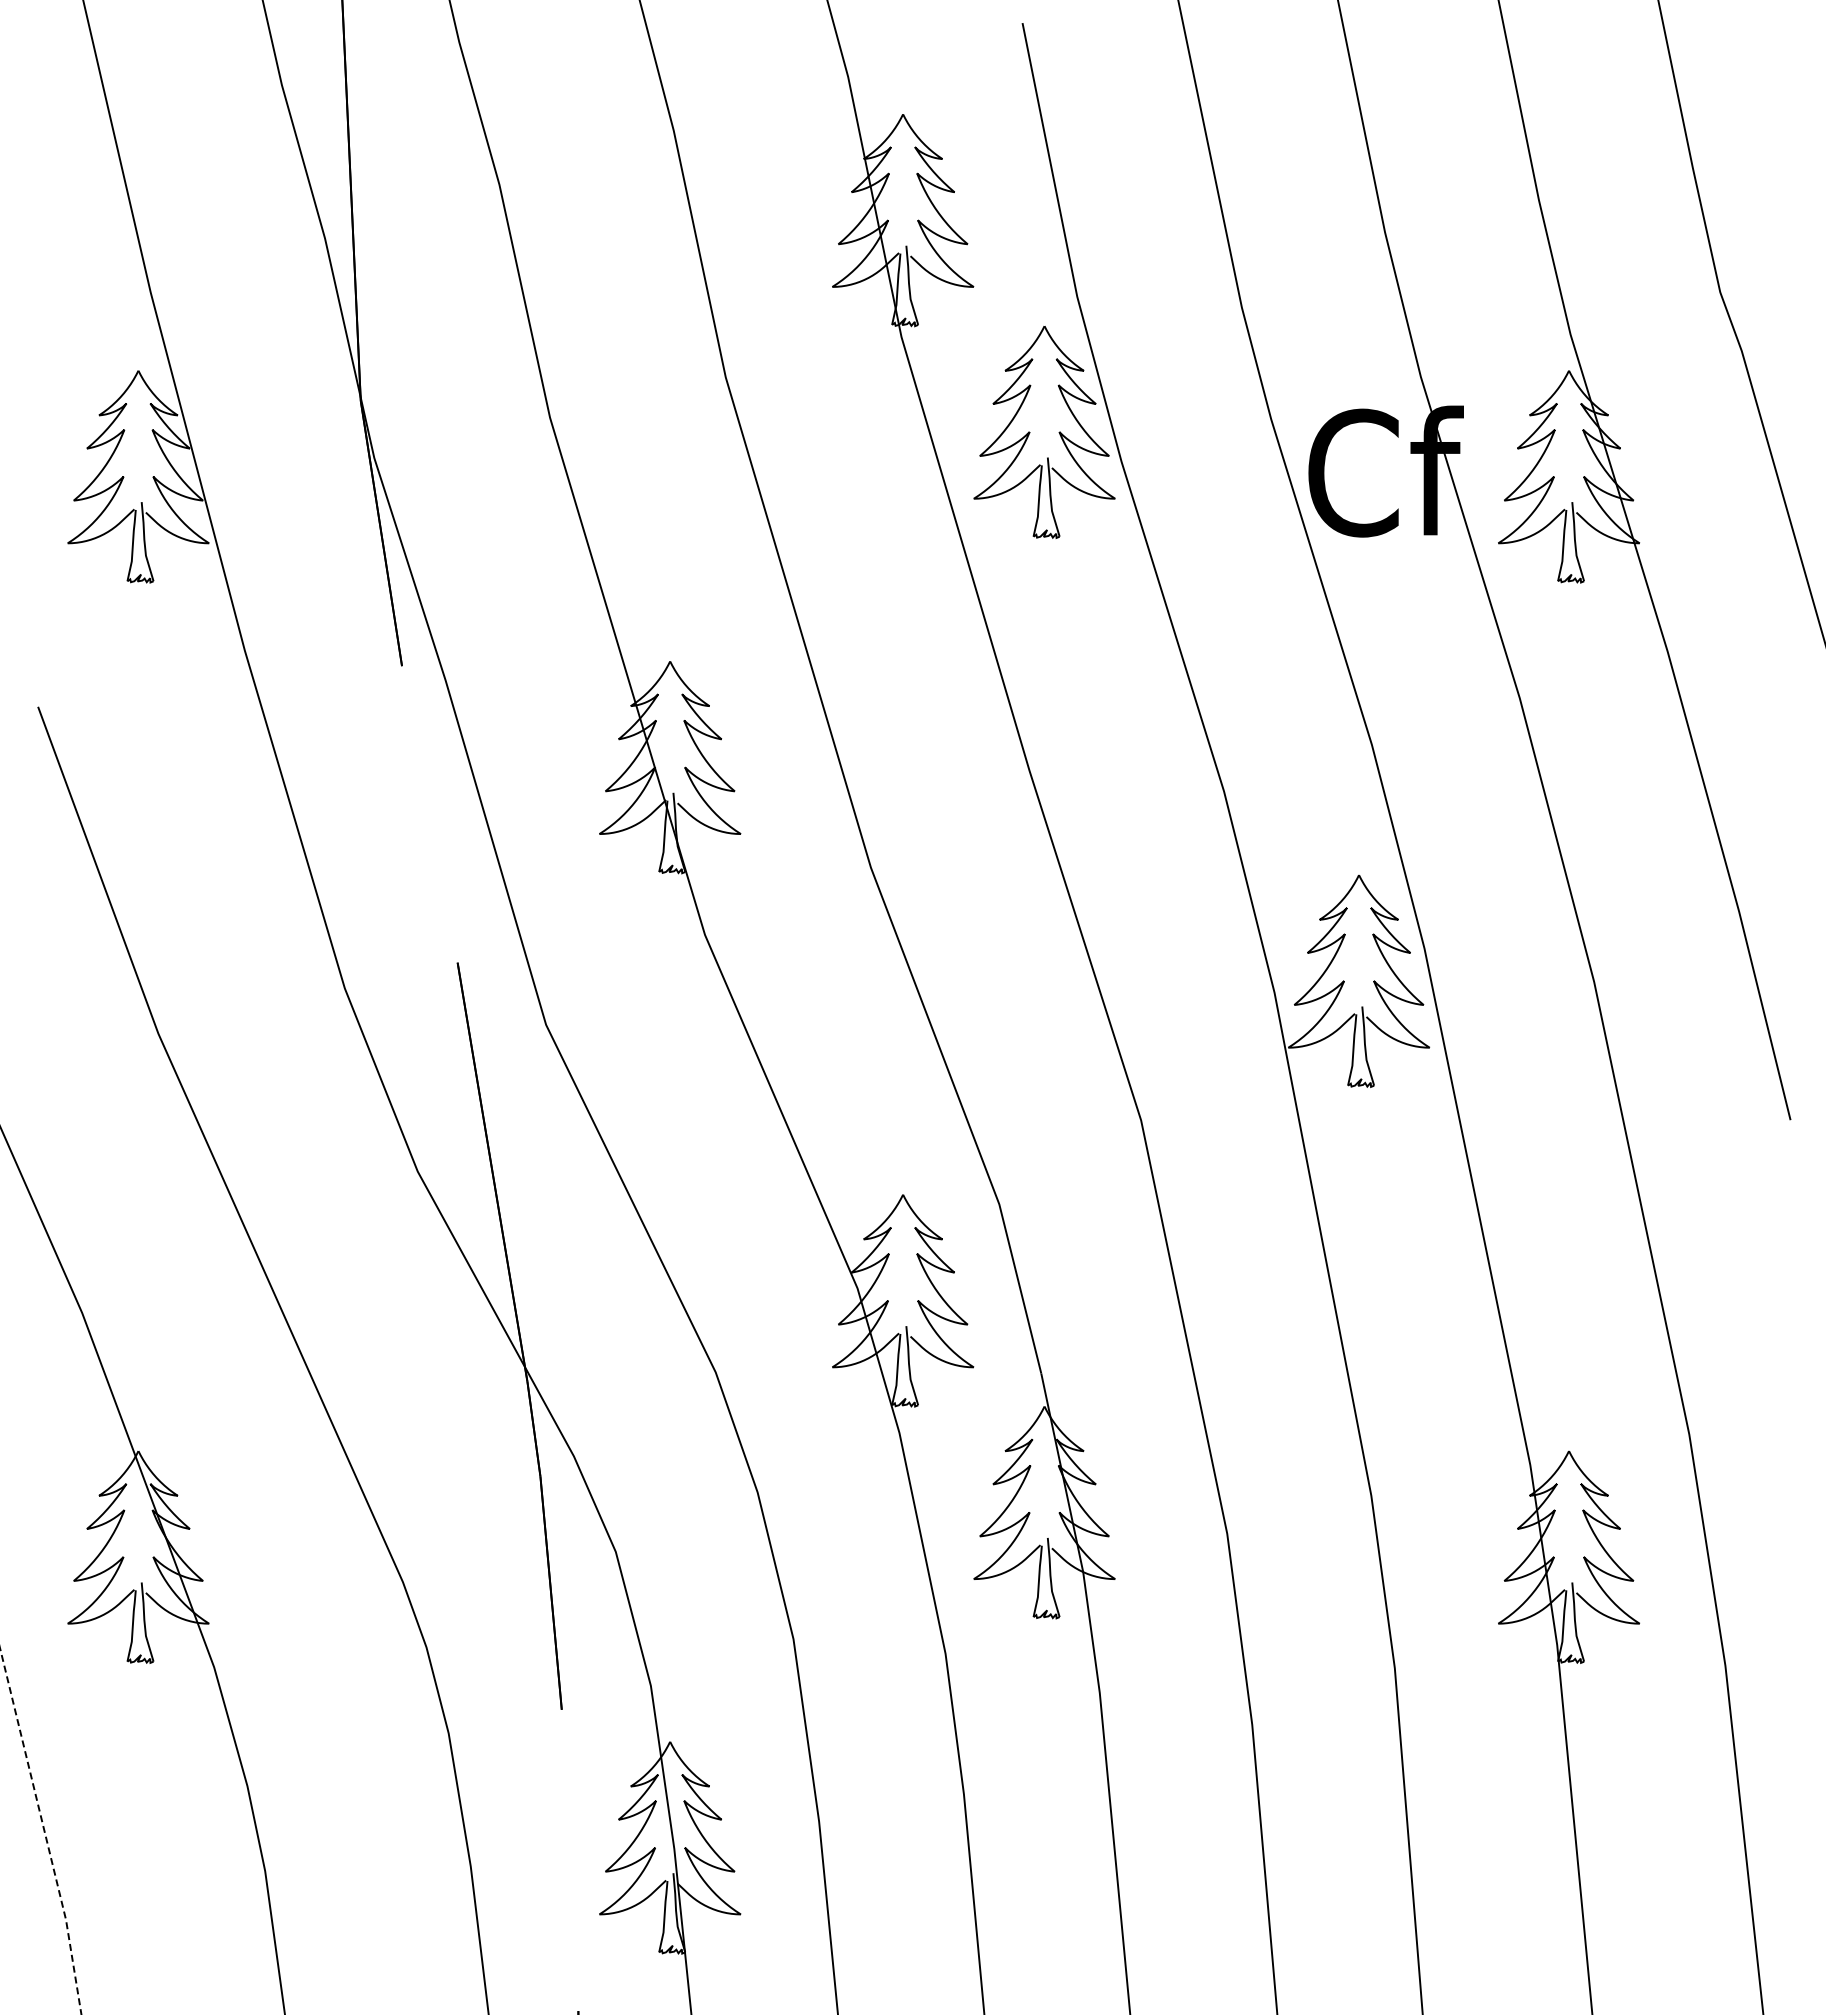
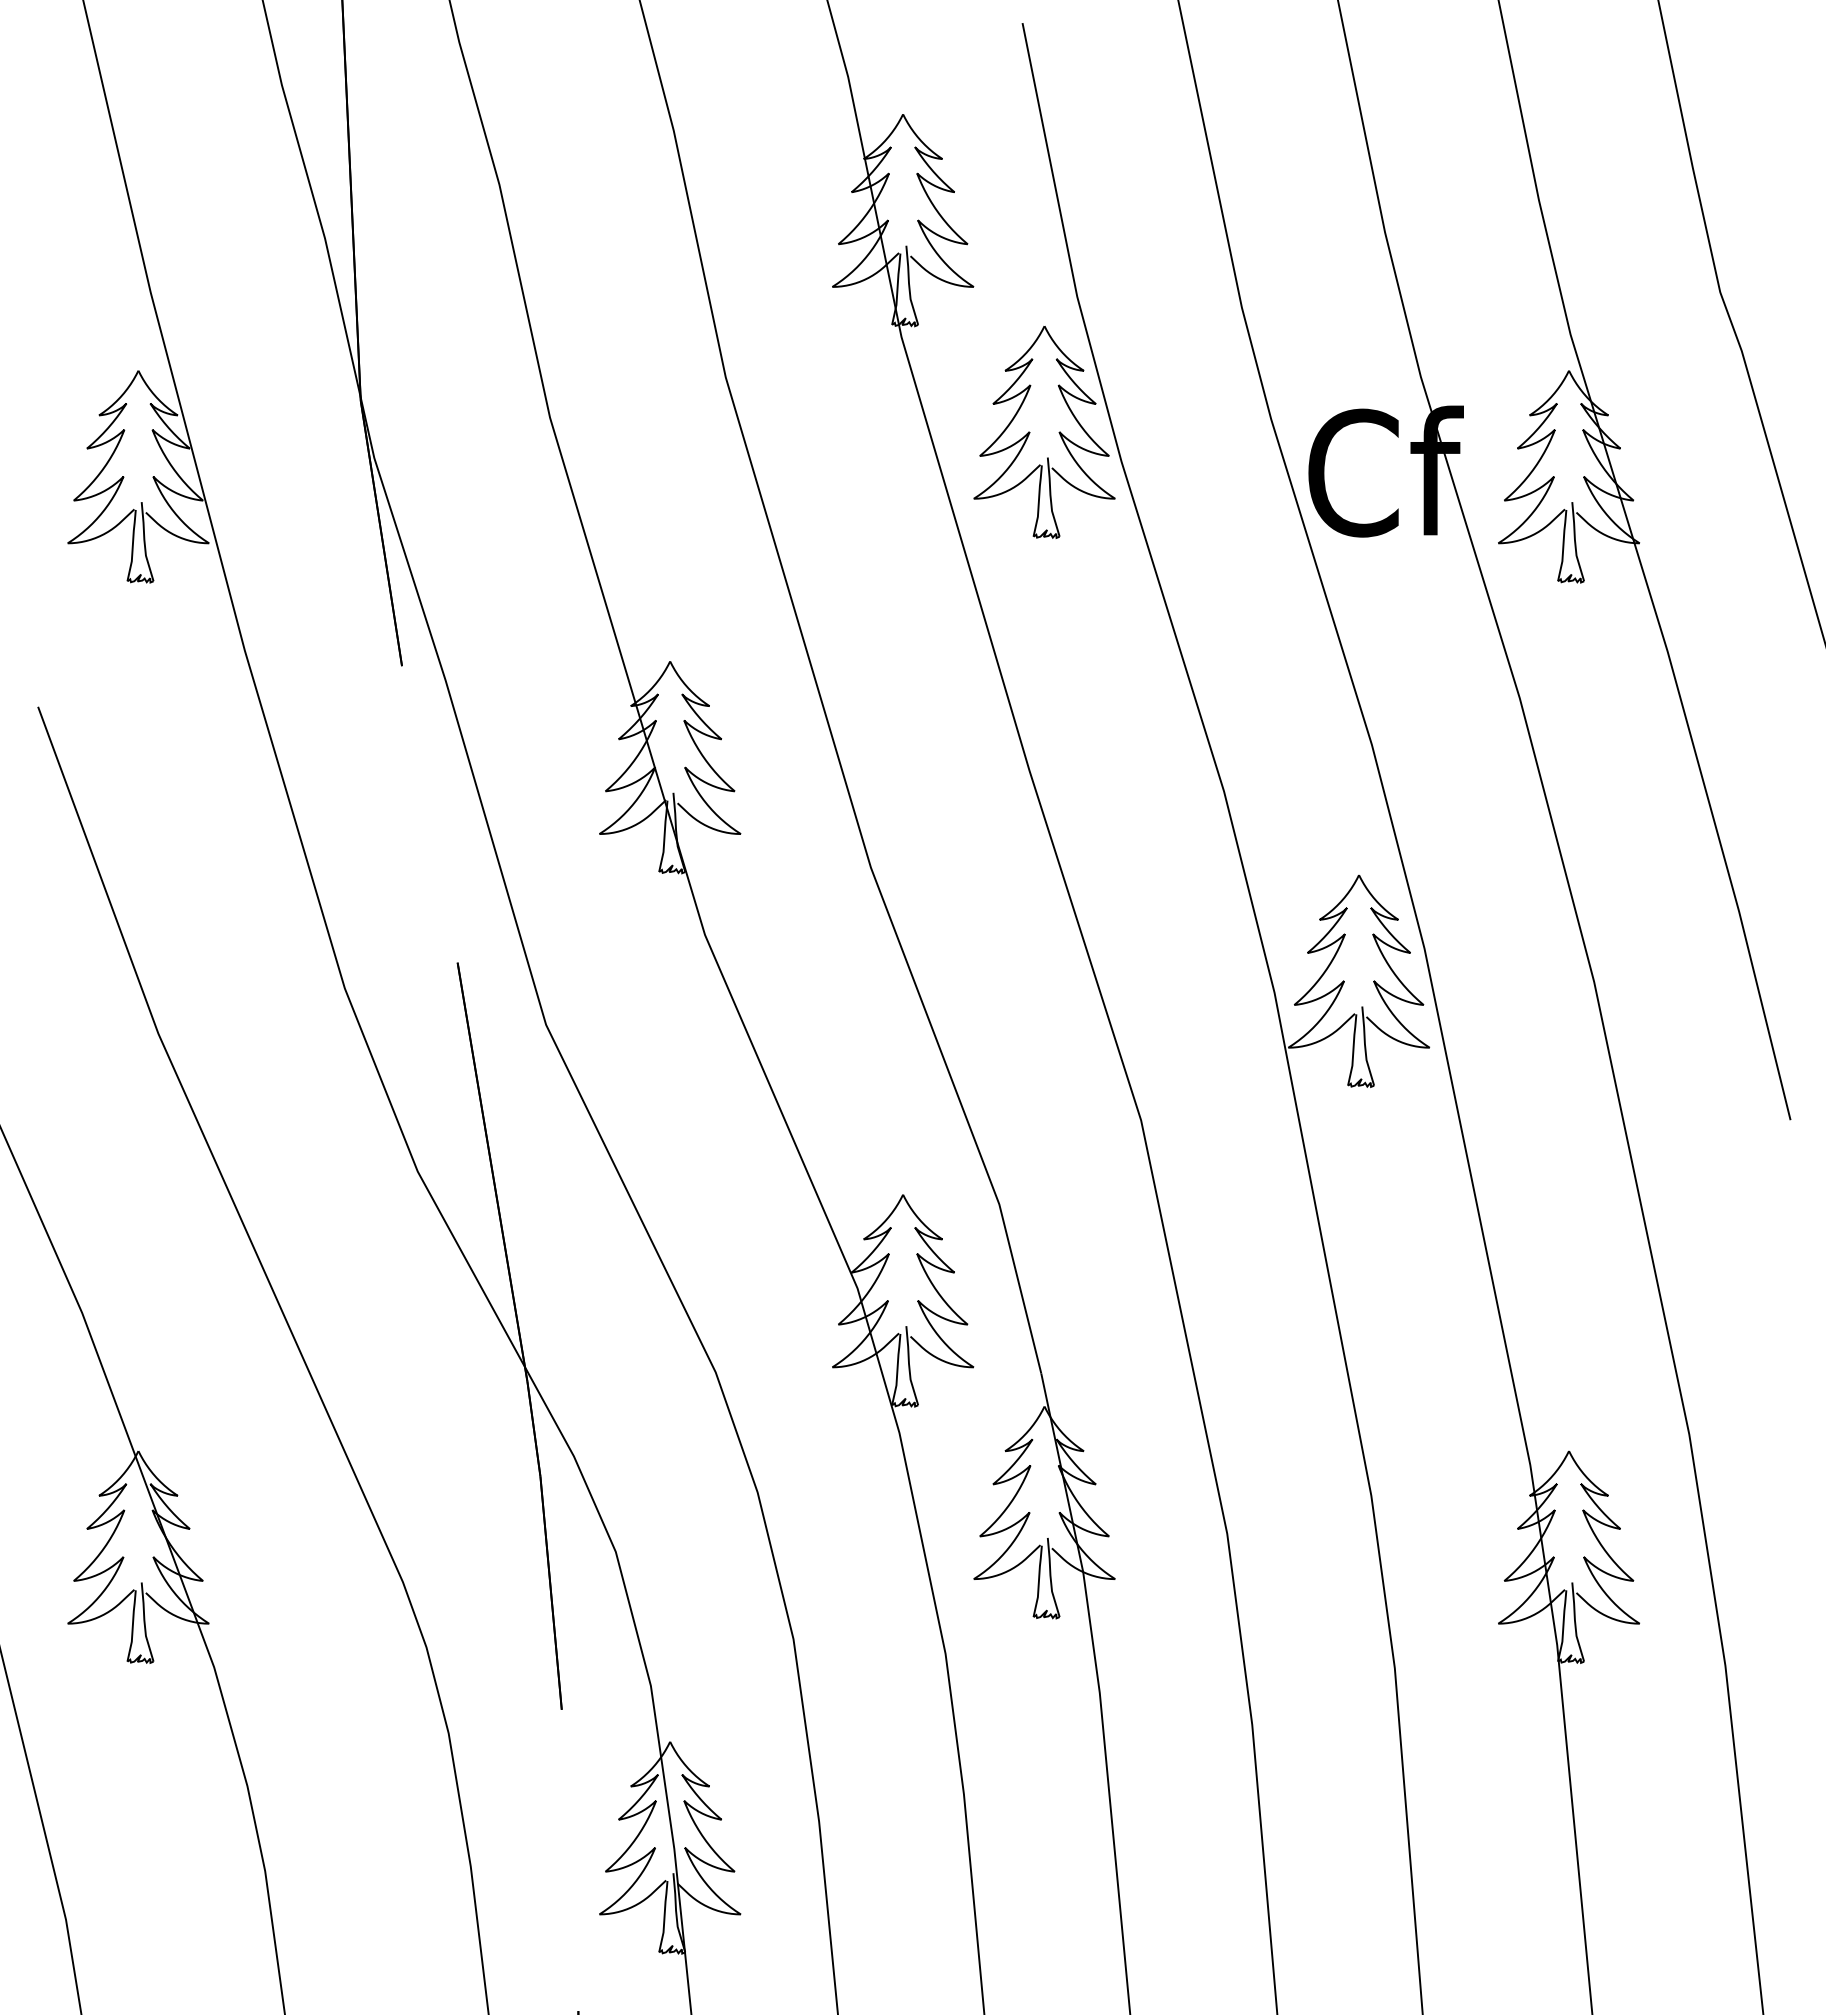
line: dashed -> solid (44, 1831)
